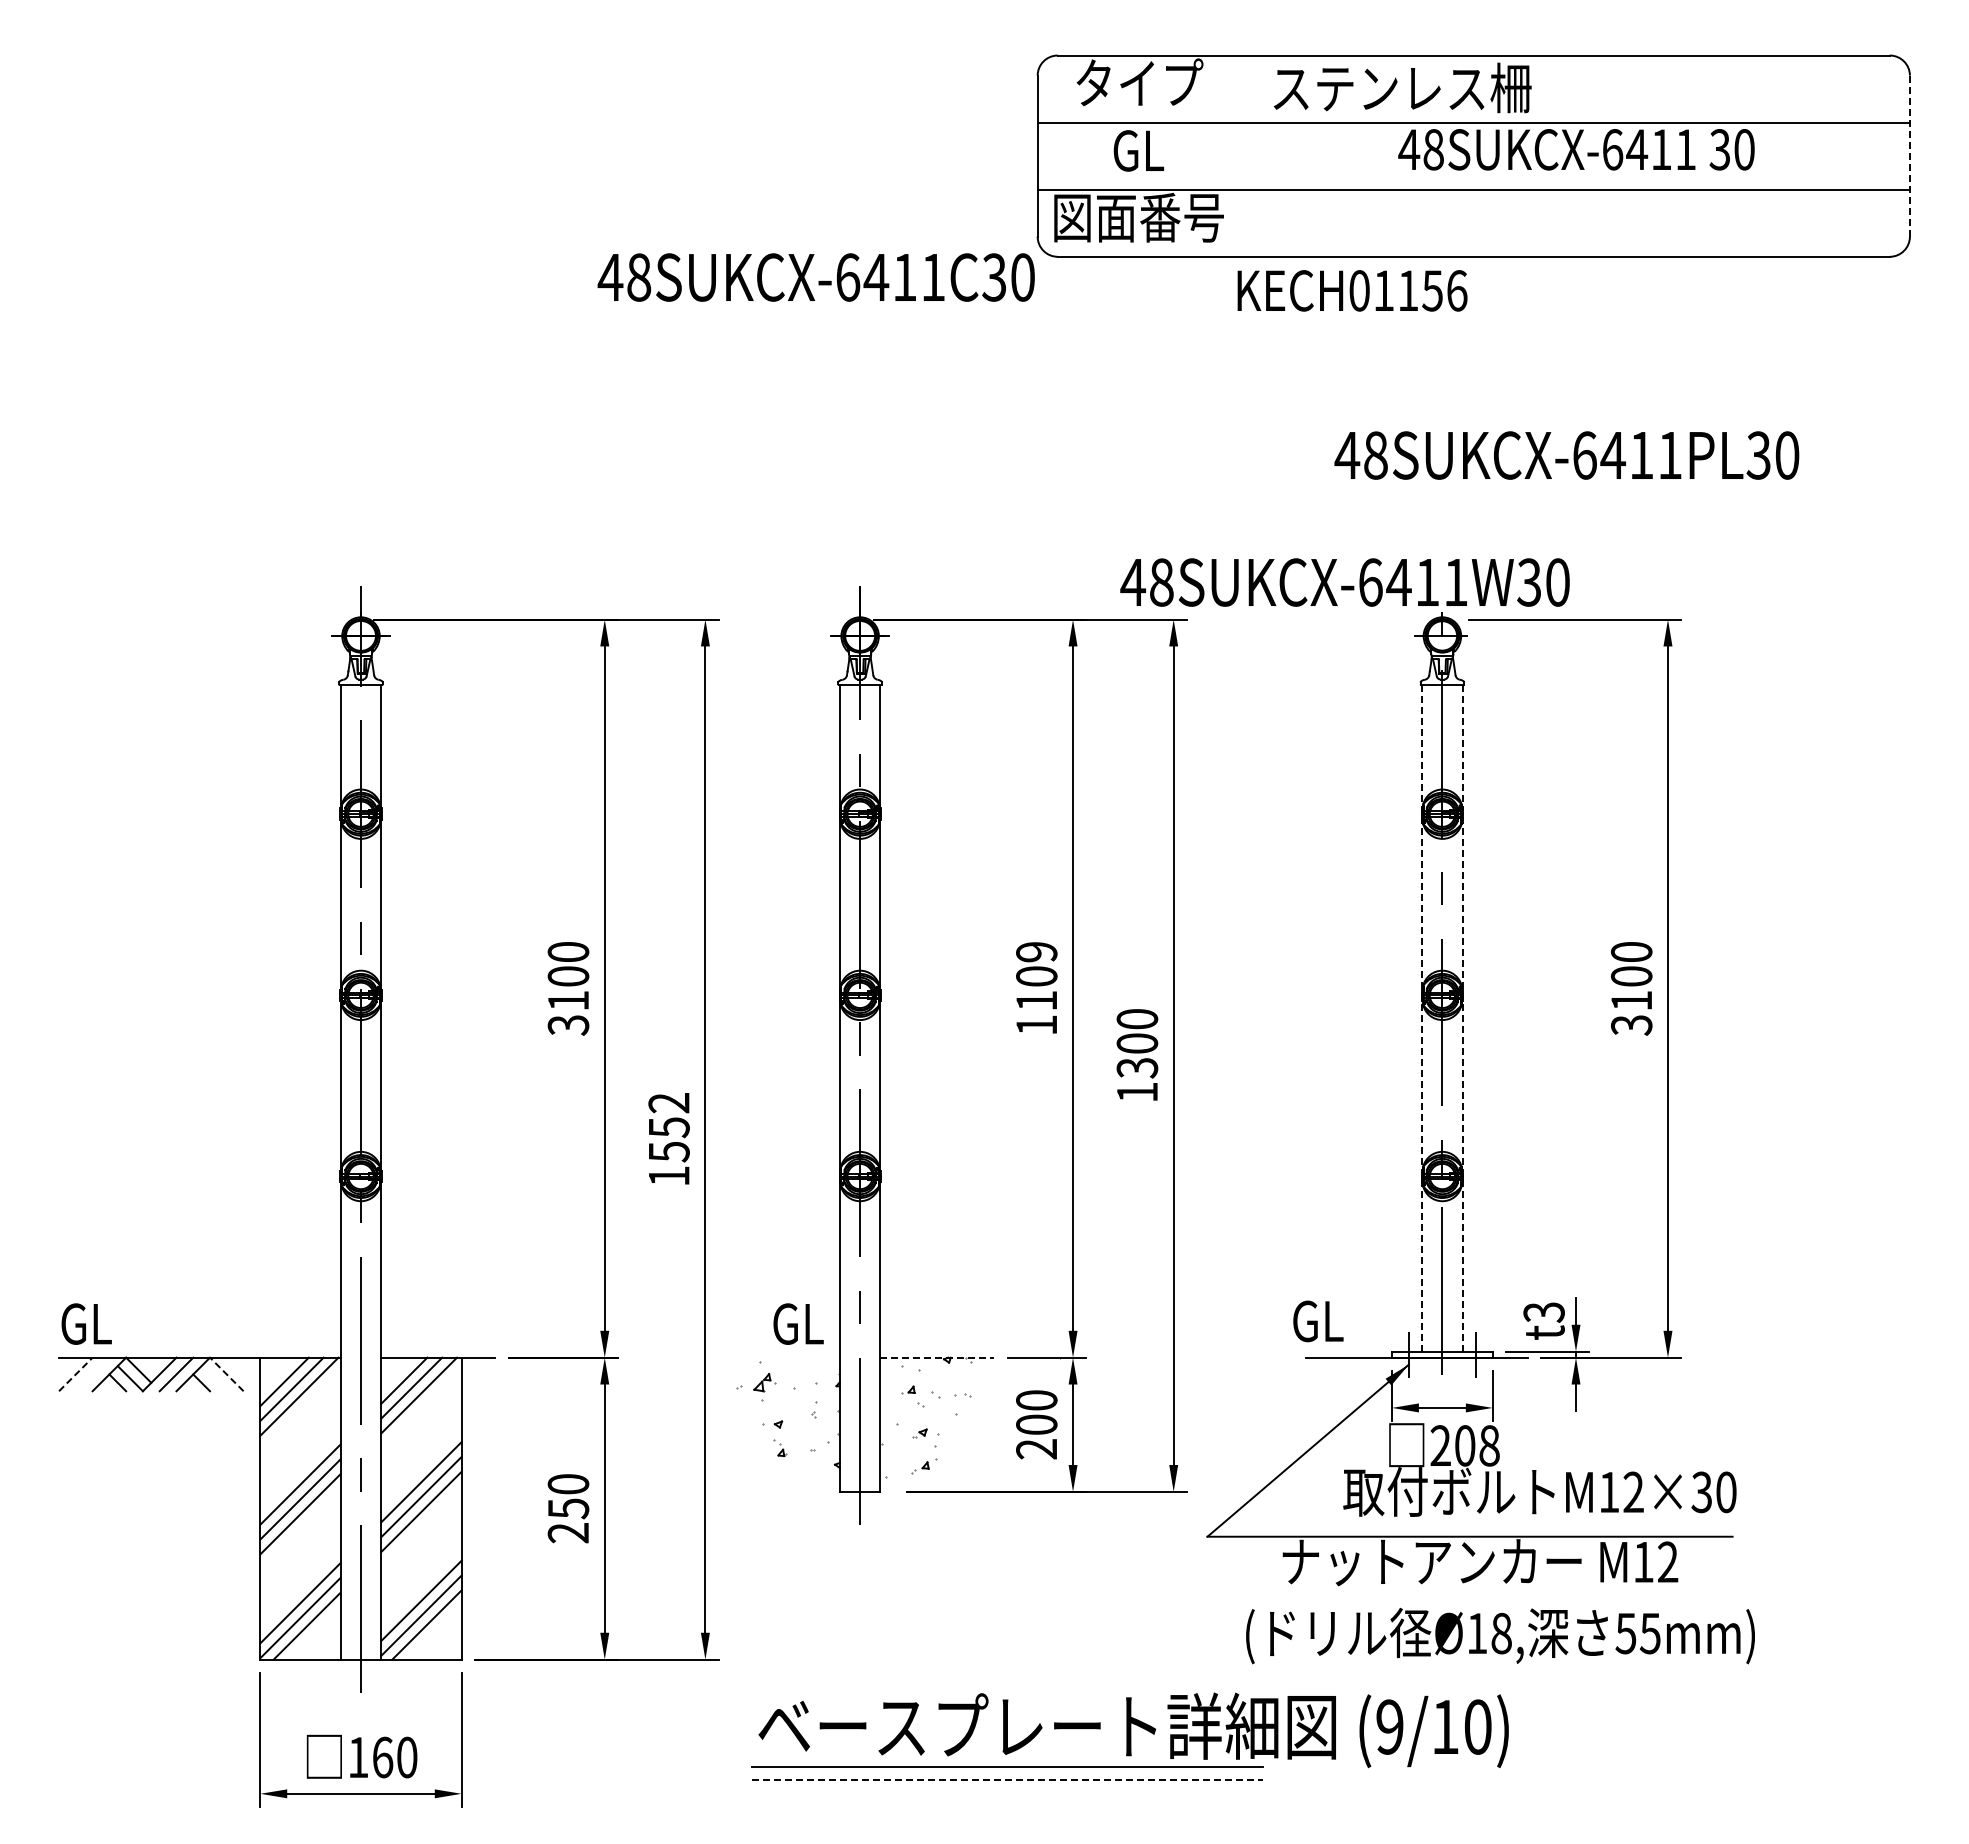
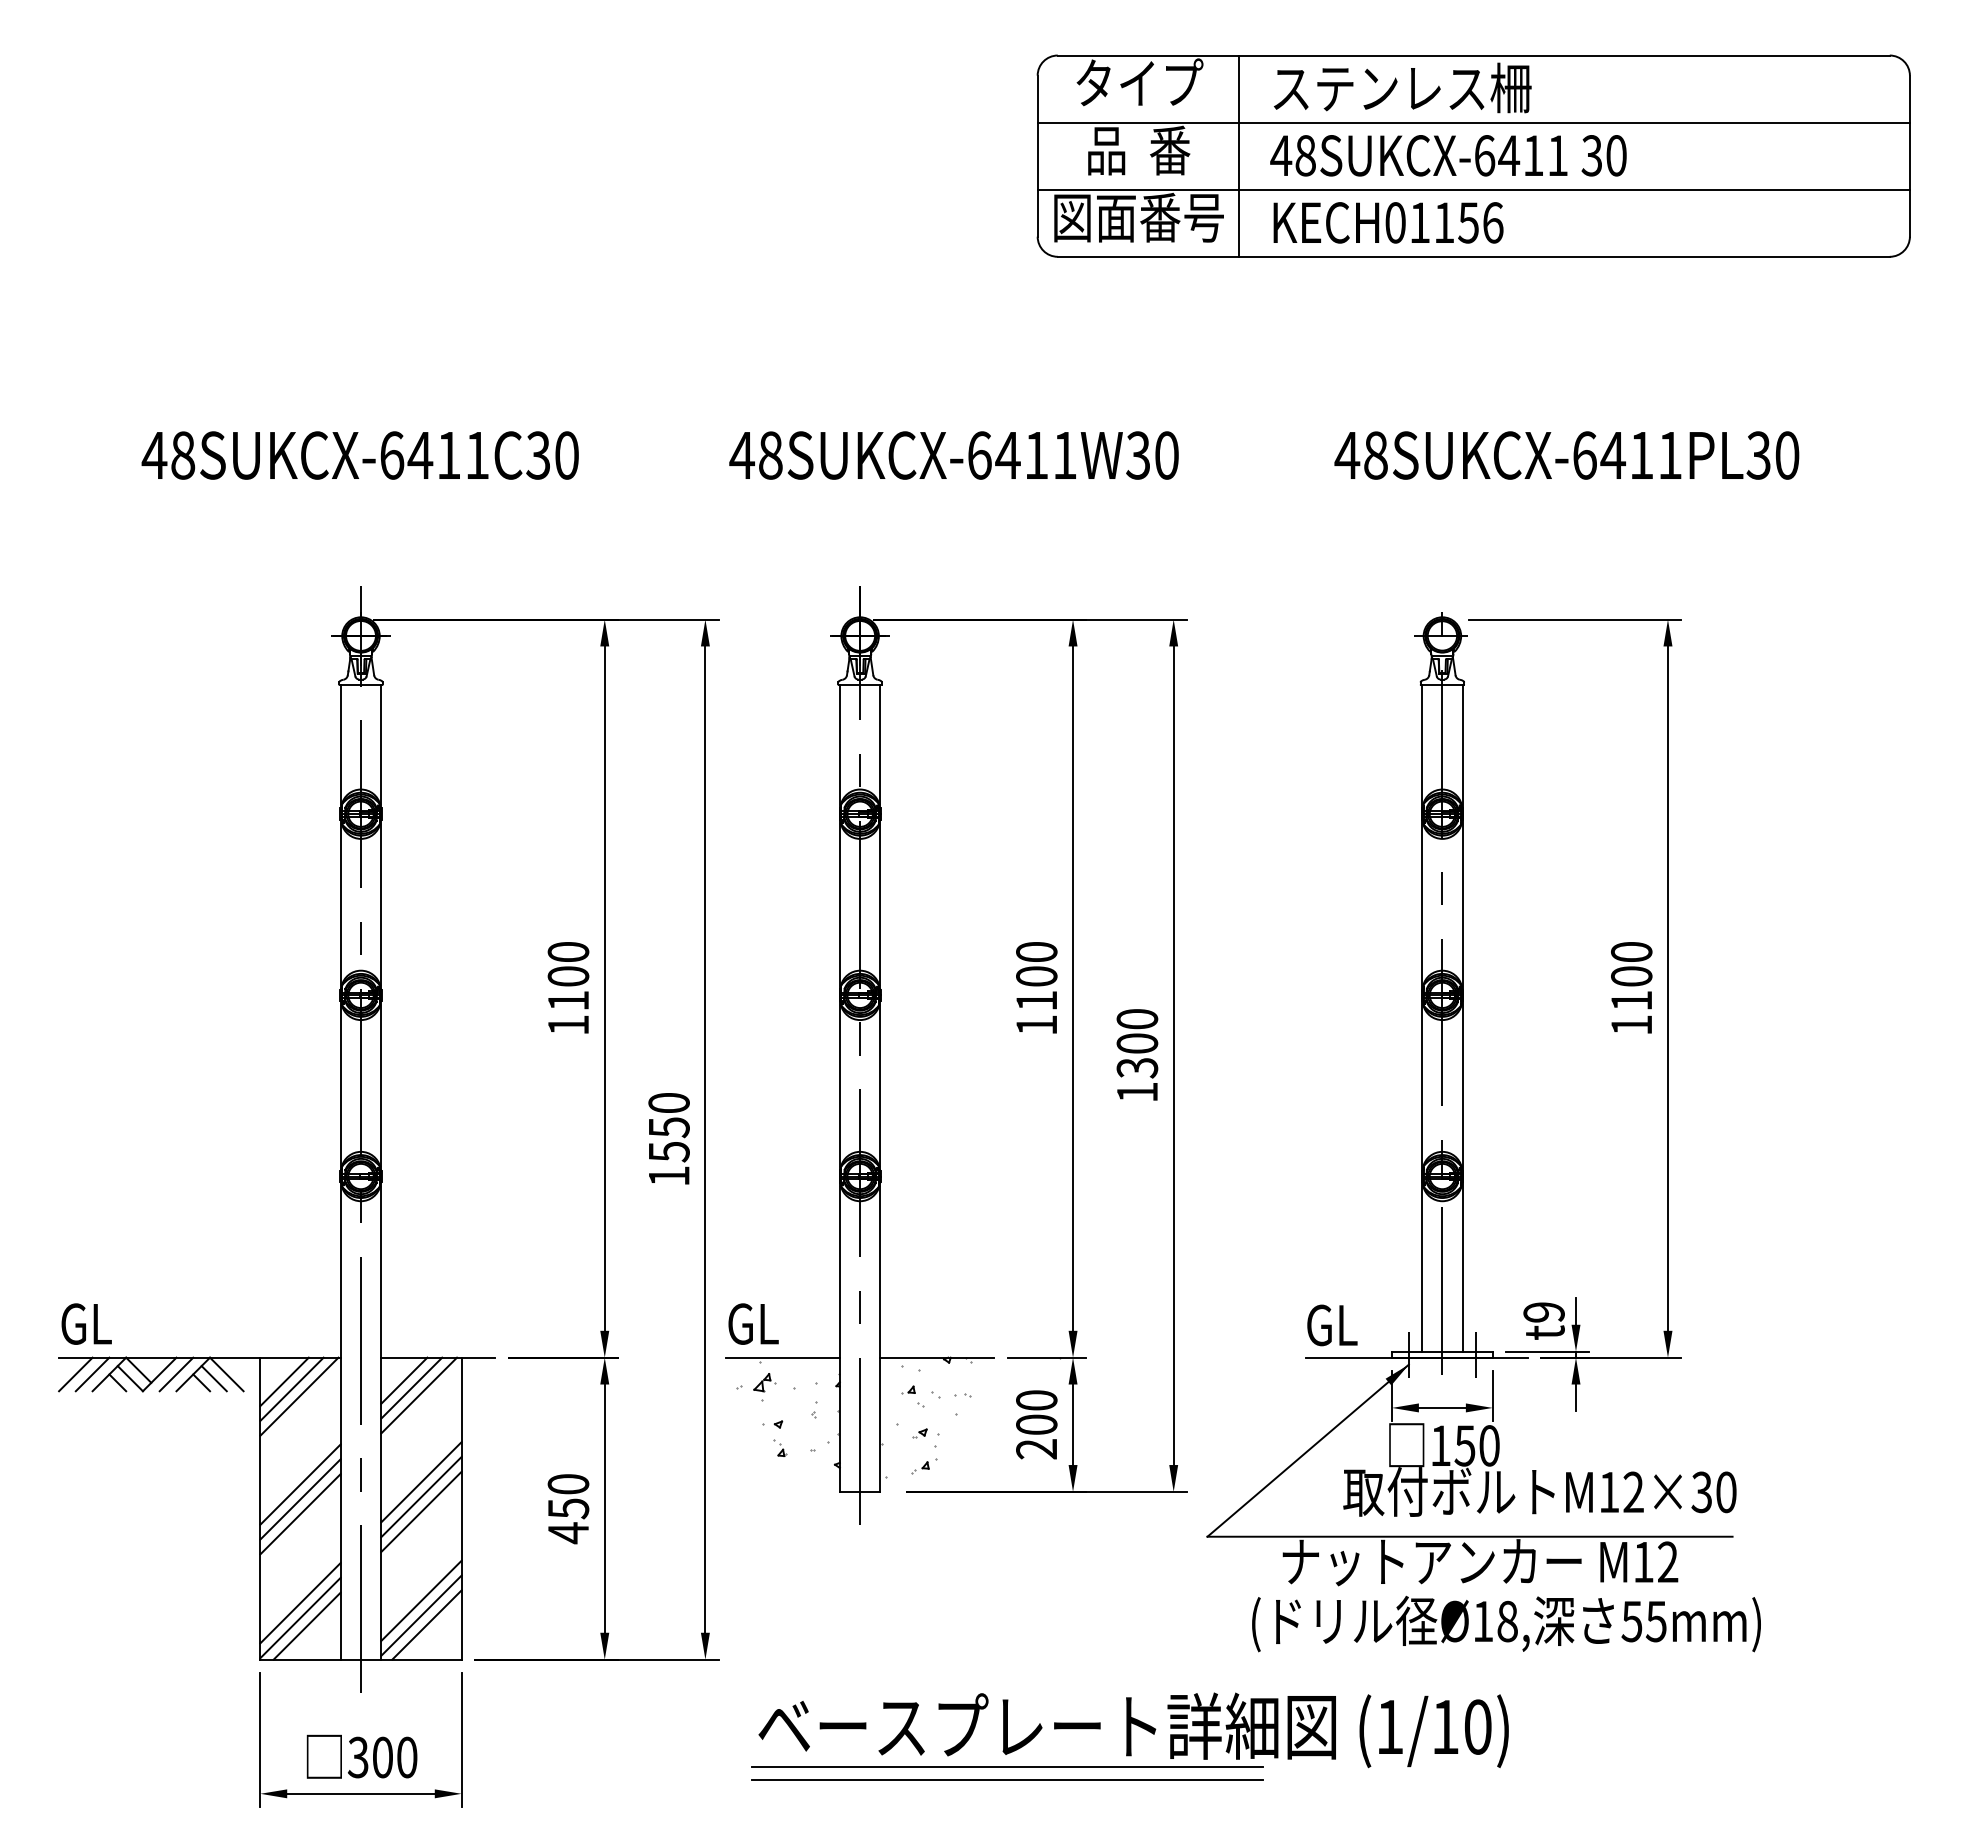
text position: (1576, 149) -> (1448, 155) (1448, 155)
text: GL -> 品  番 (1139, 150)
line: none -> present (1238, 155)
line: dashed -> solid (1909, 156)
text position: (815, 277) -> (359, 455) (359, 455)
text position: (1352, 290) -> (1388, 222) (1388, 222)
text position: (1344, 582) -> (953, 455) (953, 455)
text: 1109 -> 1100 (1036, 952)
line: dashed -> solid (1422, 1017)
line: dashed -> solid (1462, 1017)
text: 3100 -> 1100 (568, 1025)
text: 3100 -> 1100 (1631, 1025)
text: 1552 -> 1550 (668, 1103)
text: t3 -> t9 (1543, 1312)
text position: (1318, 1321) -> (1332, 1325) (1332, 1325)
text position: (798, 1323) -> (753, 1323) (753, 1323)
line: none -> present (782, 1357)
line: dashed -> solid (937, 1357)
line: dashed -> solid (75, 1374)
line: none -> present (92, 1374)
line: dashed -> solid (226, 1374)
line: none -> present (213, 1378)
text: 208 -> 150 (1464, 1445)
text: 250 -> 450 (567, 1533)
text position: (1500, 1635) -> (1506, 1623) (1506, 1623)
text: (9/10) -> (1/10) (1389, 1726)
text: 160 -> 300 (370, 1757)
line: dashed -> solid (1007, 1780)
